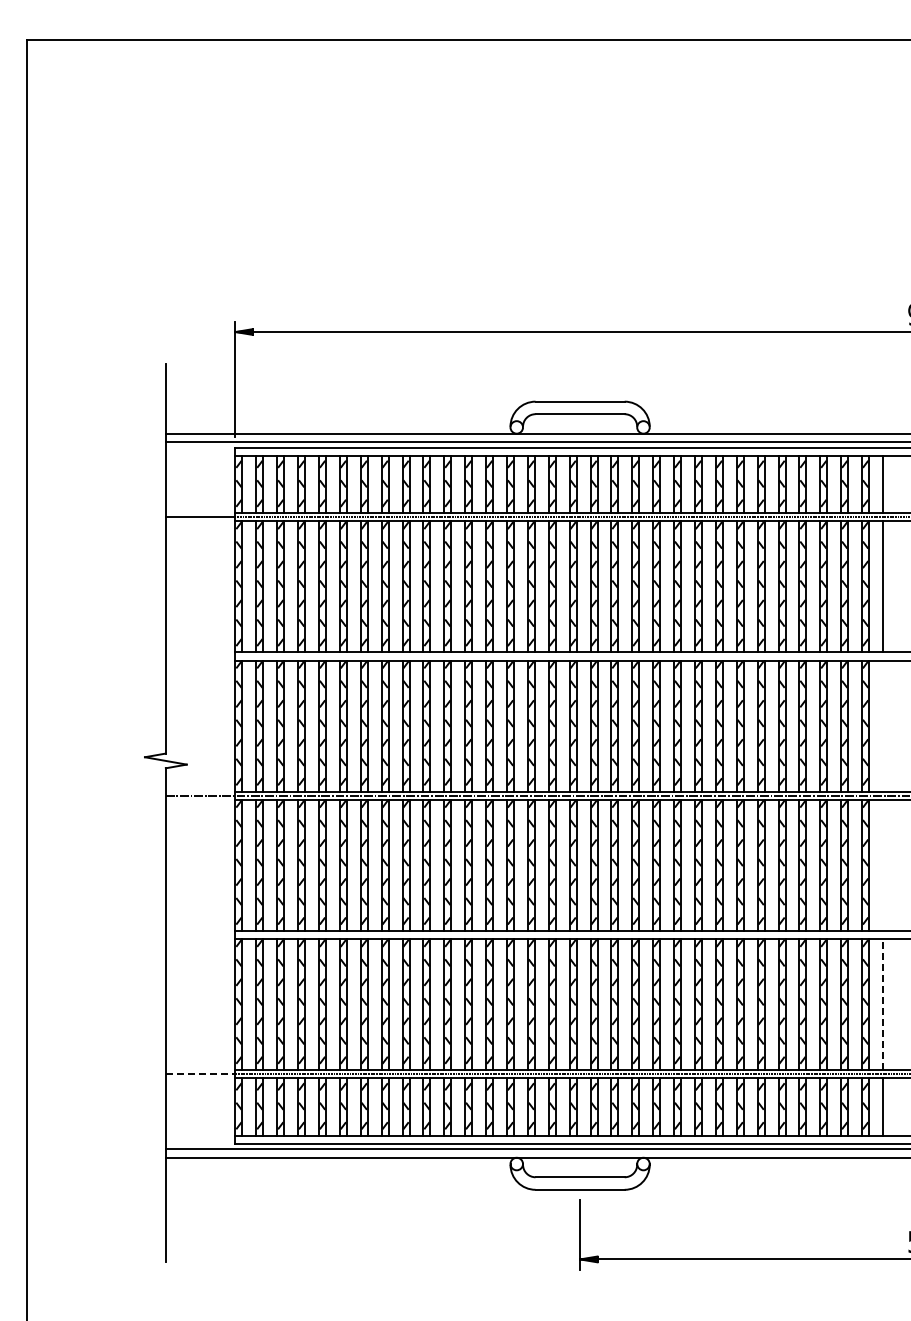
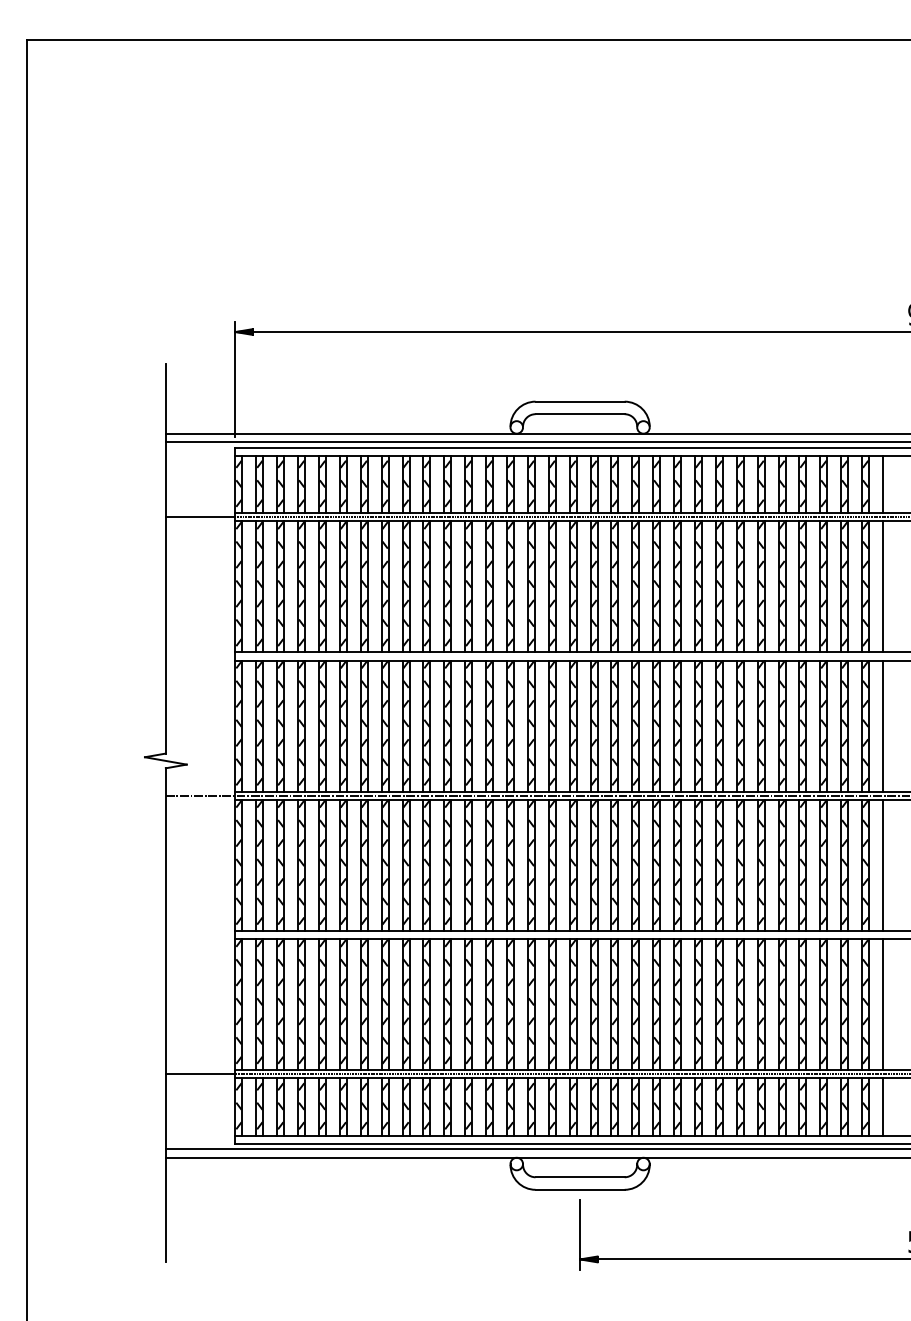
line: none -> present (882, 725)
line: none -> present (882, 864)
line: dashed -> solid (882, 1004)
line: dashed -> solid (200, 1074)
